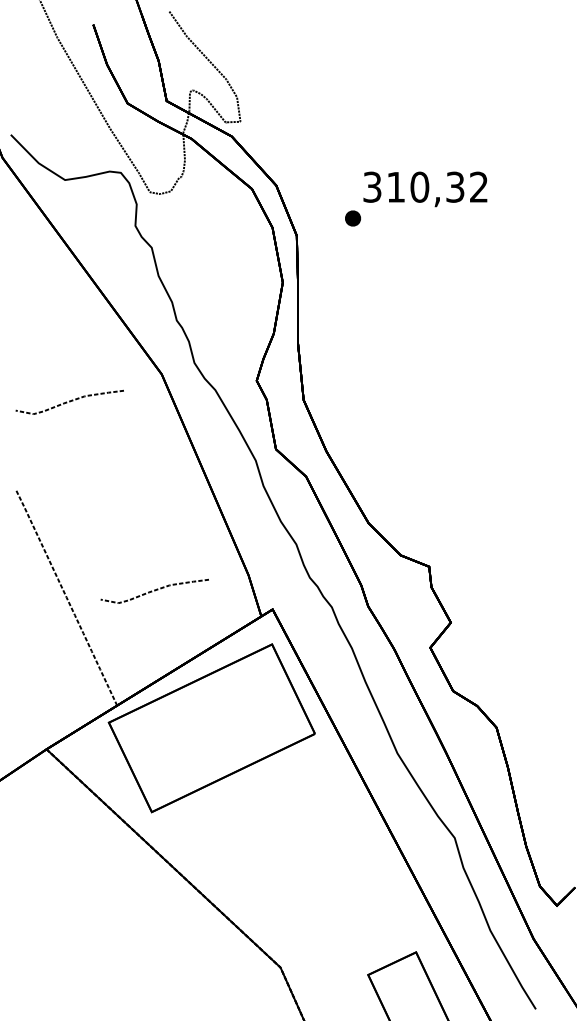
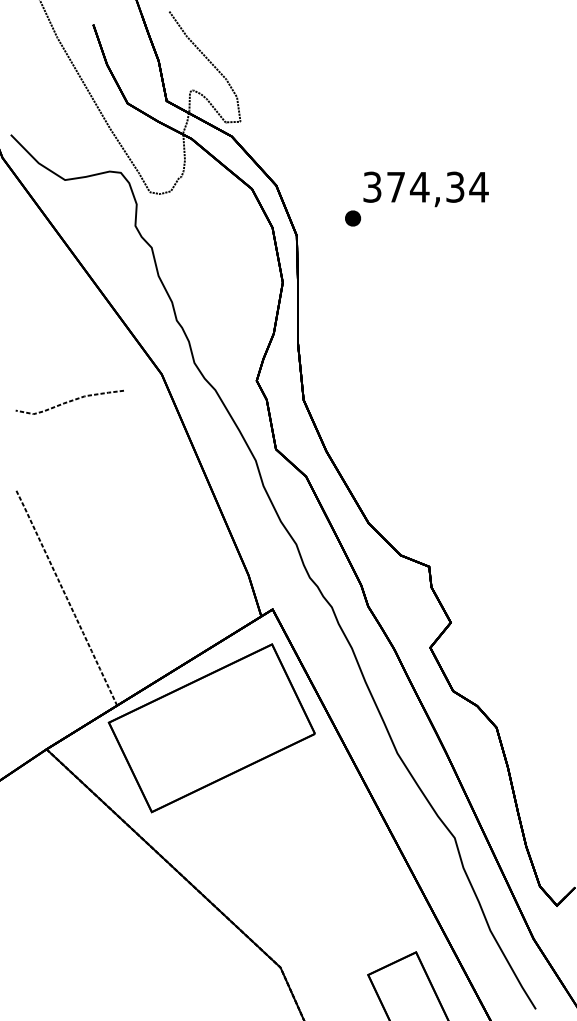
text: 310,32 -> 374,34 (437, 186)
curve: present -> none (154, 590)
